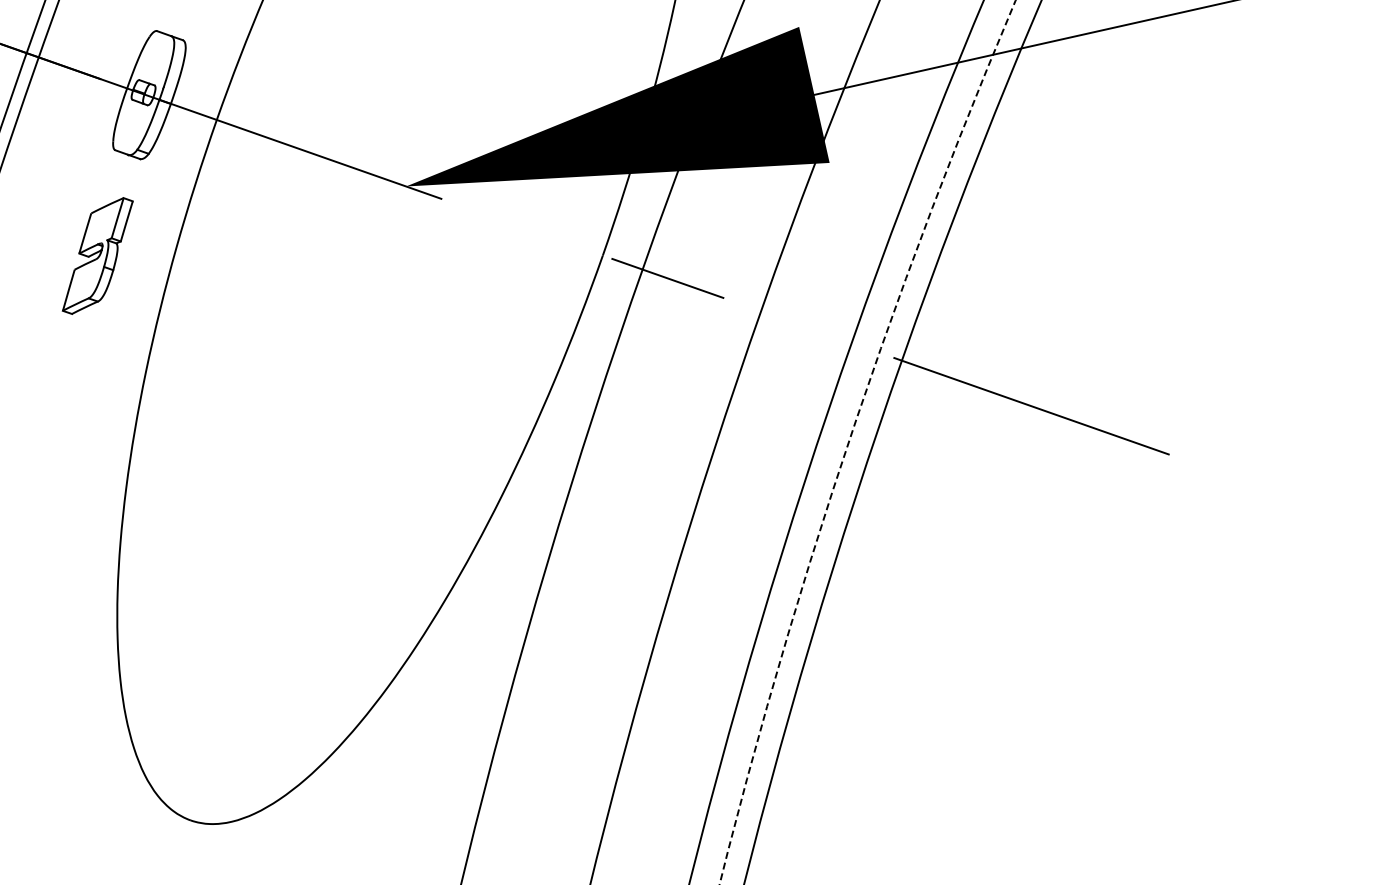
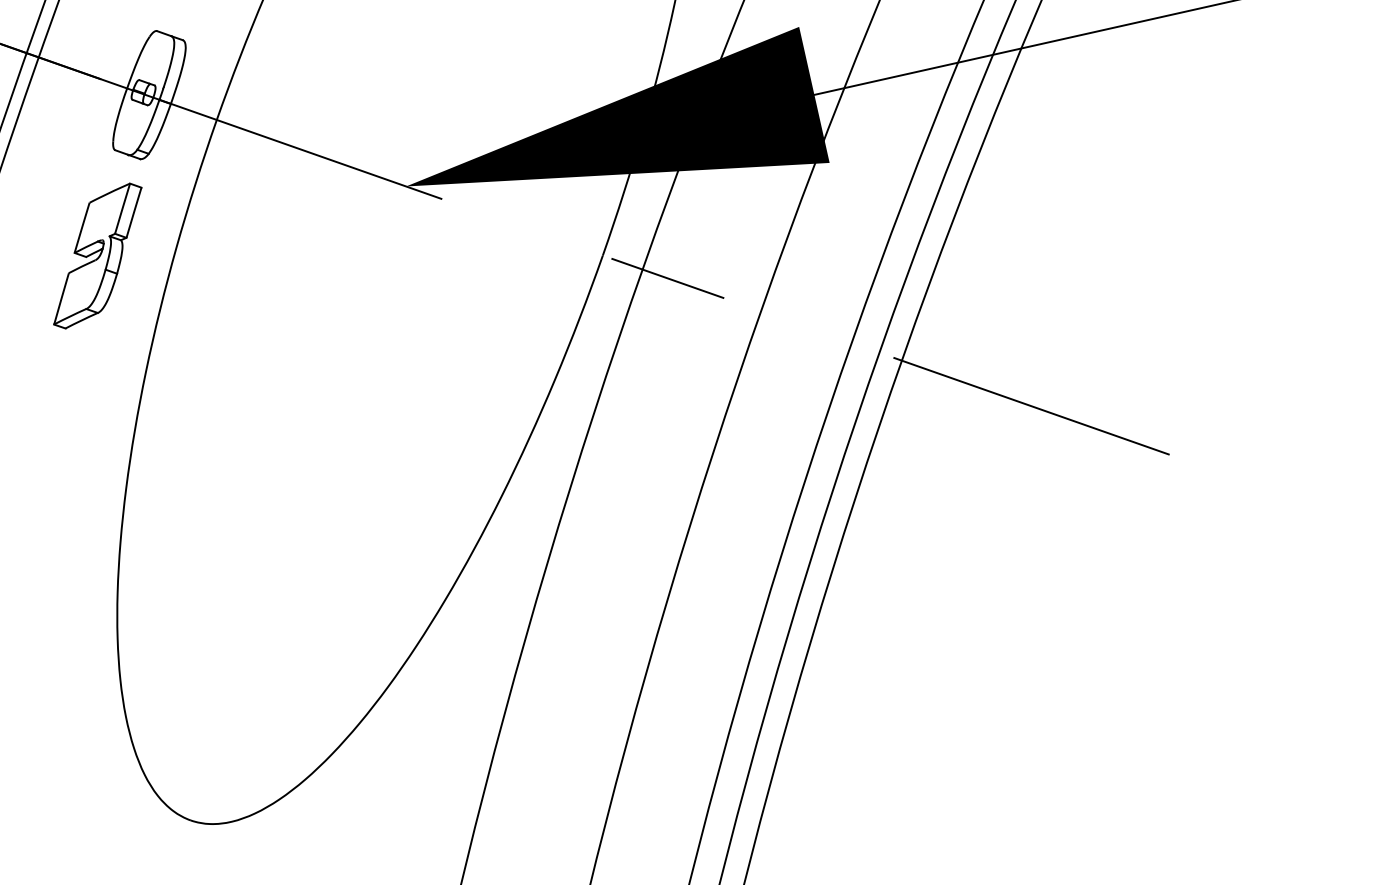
part size: 73x118 px -> 90x148 px (97, 255)
circle: dashed -> solid (867, 442)
